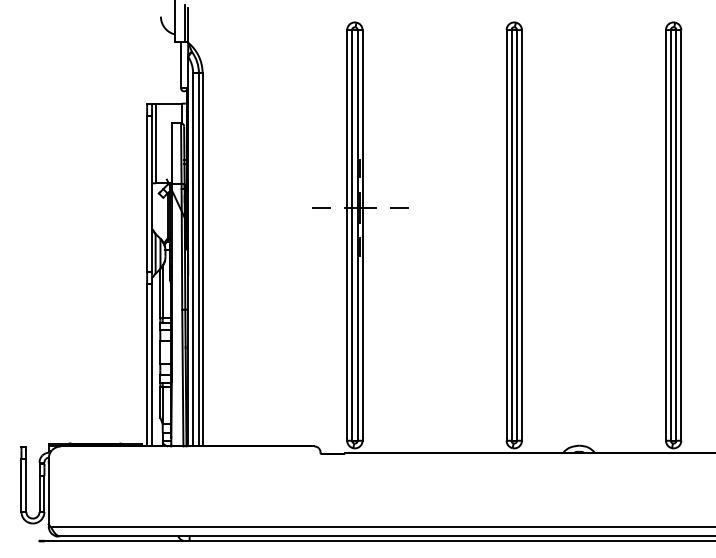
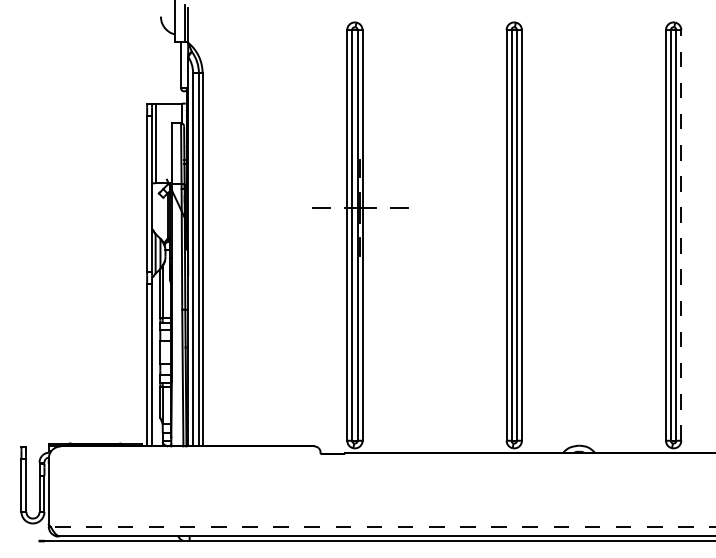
line: solid -> dashed (681, 234)
line: solid -> dashed (382, 526)
